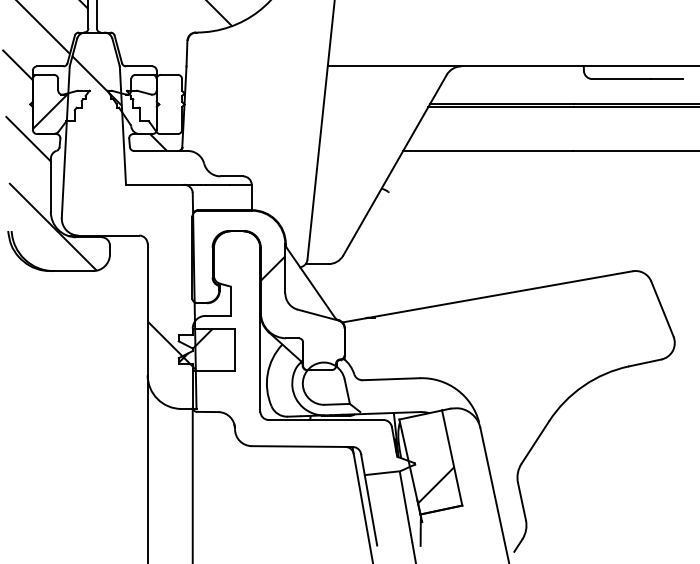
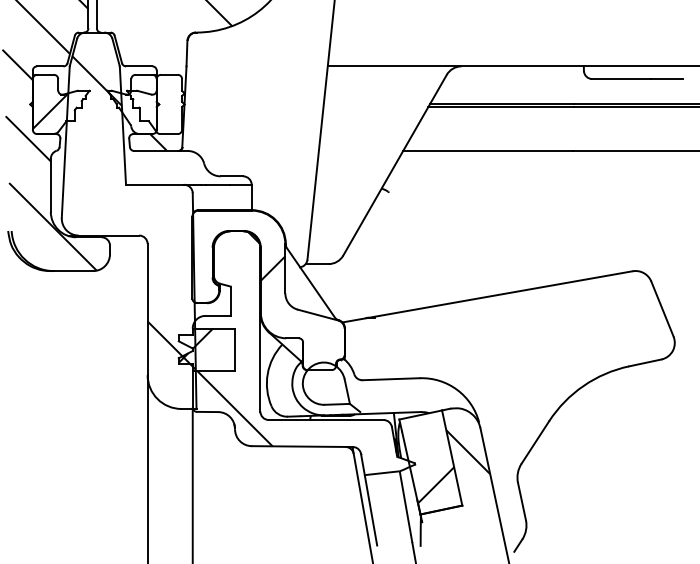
hatch: none -> present (234, 338)
hatch: none -> present (468, 452)
